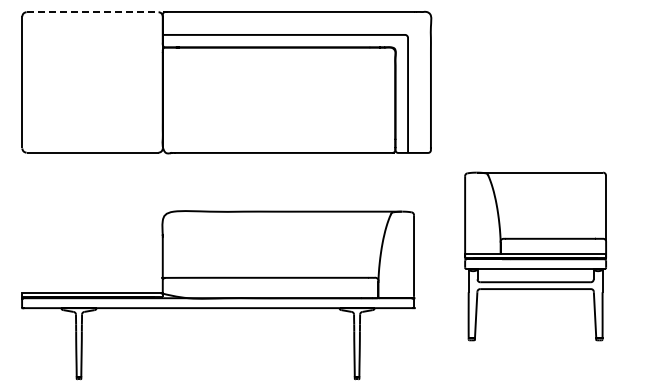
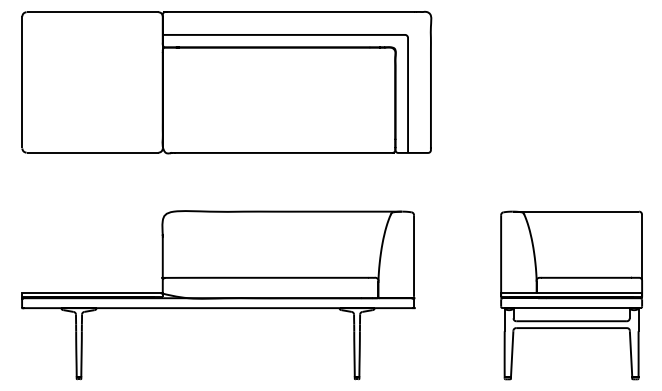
line: dashed -> solid (92, 12)
part position: (535, 256) -> (571, 295) (571, 295)
